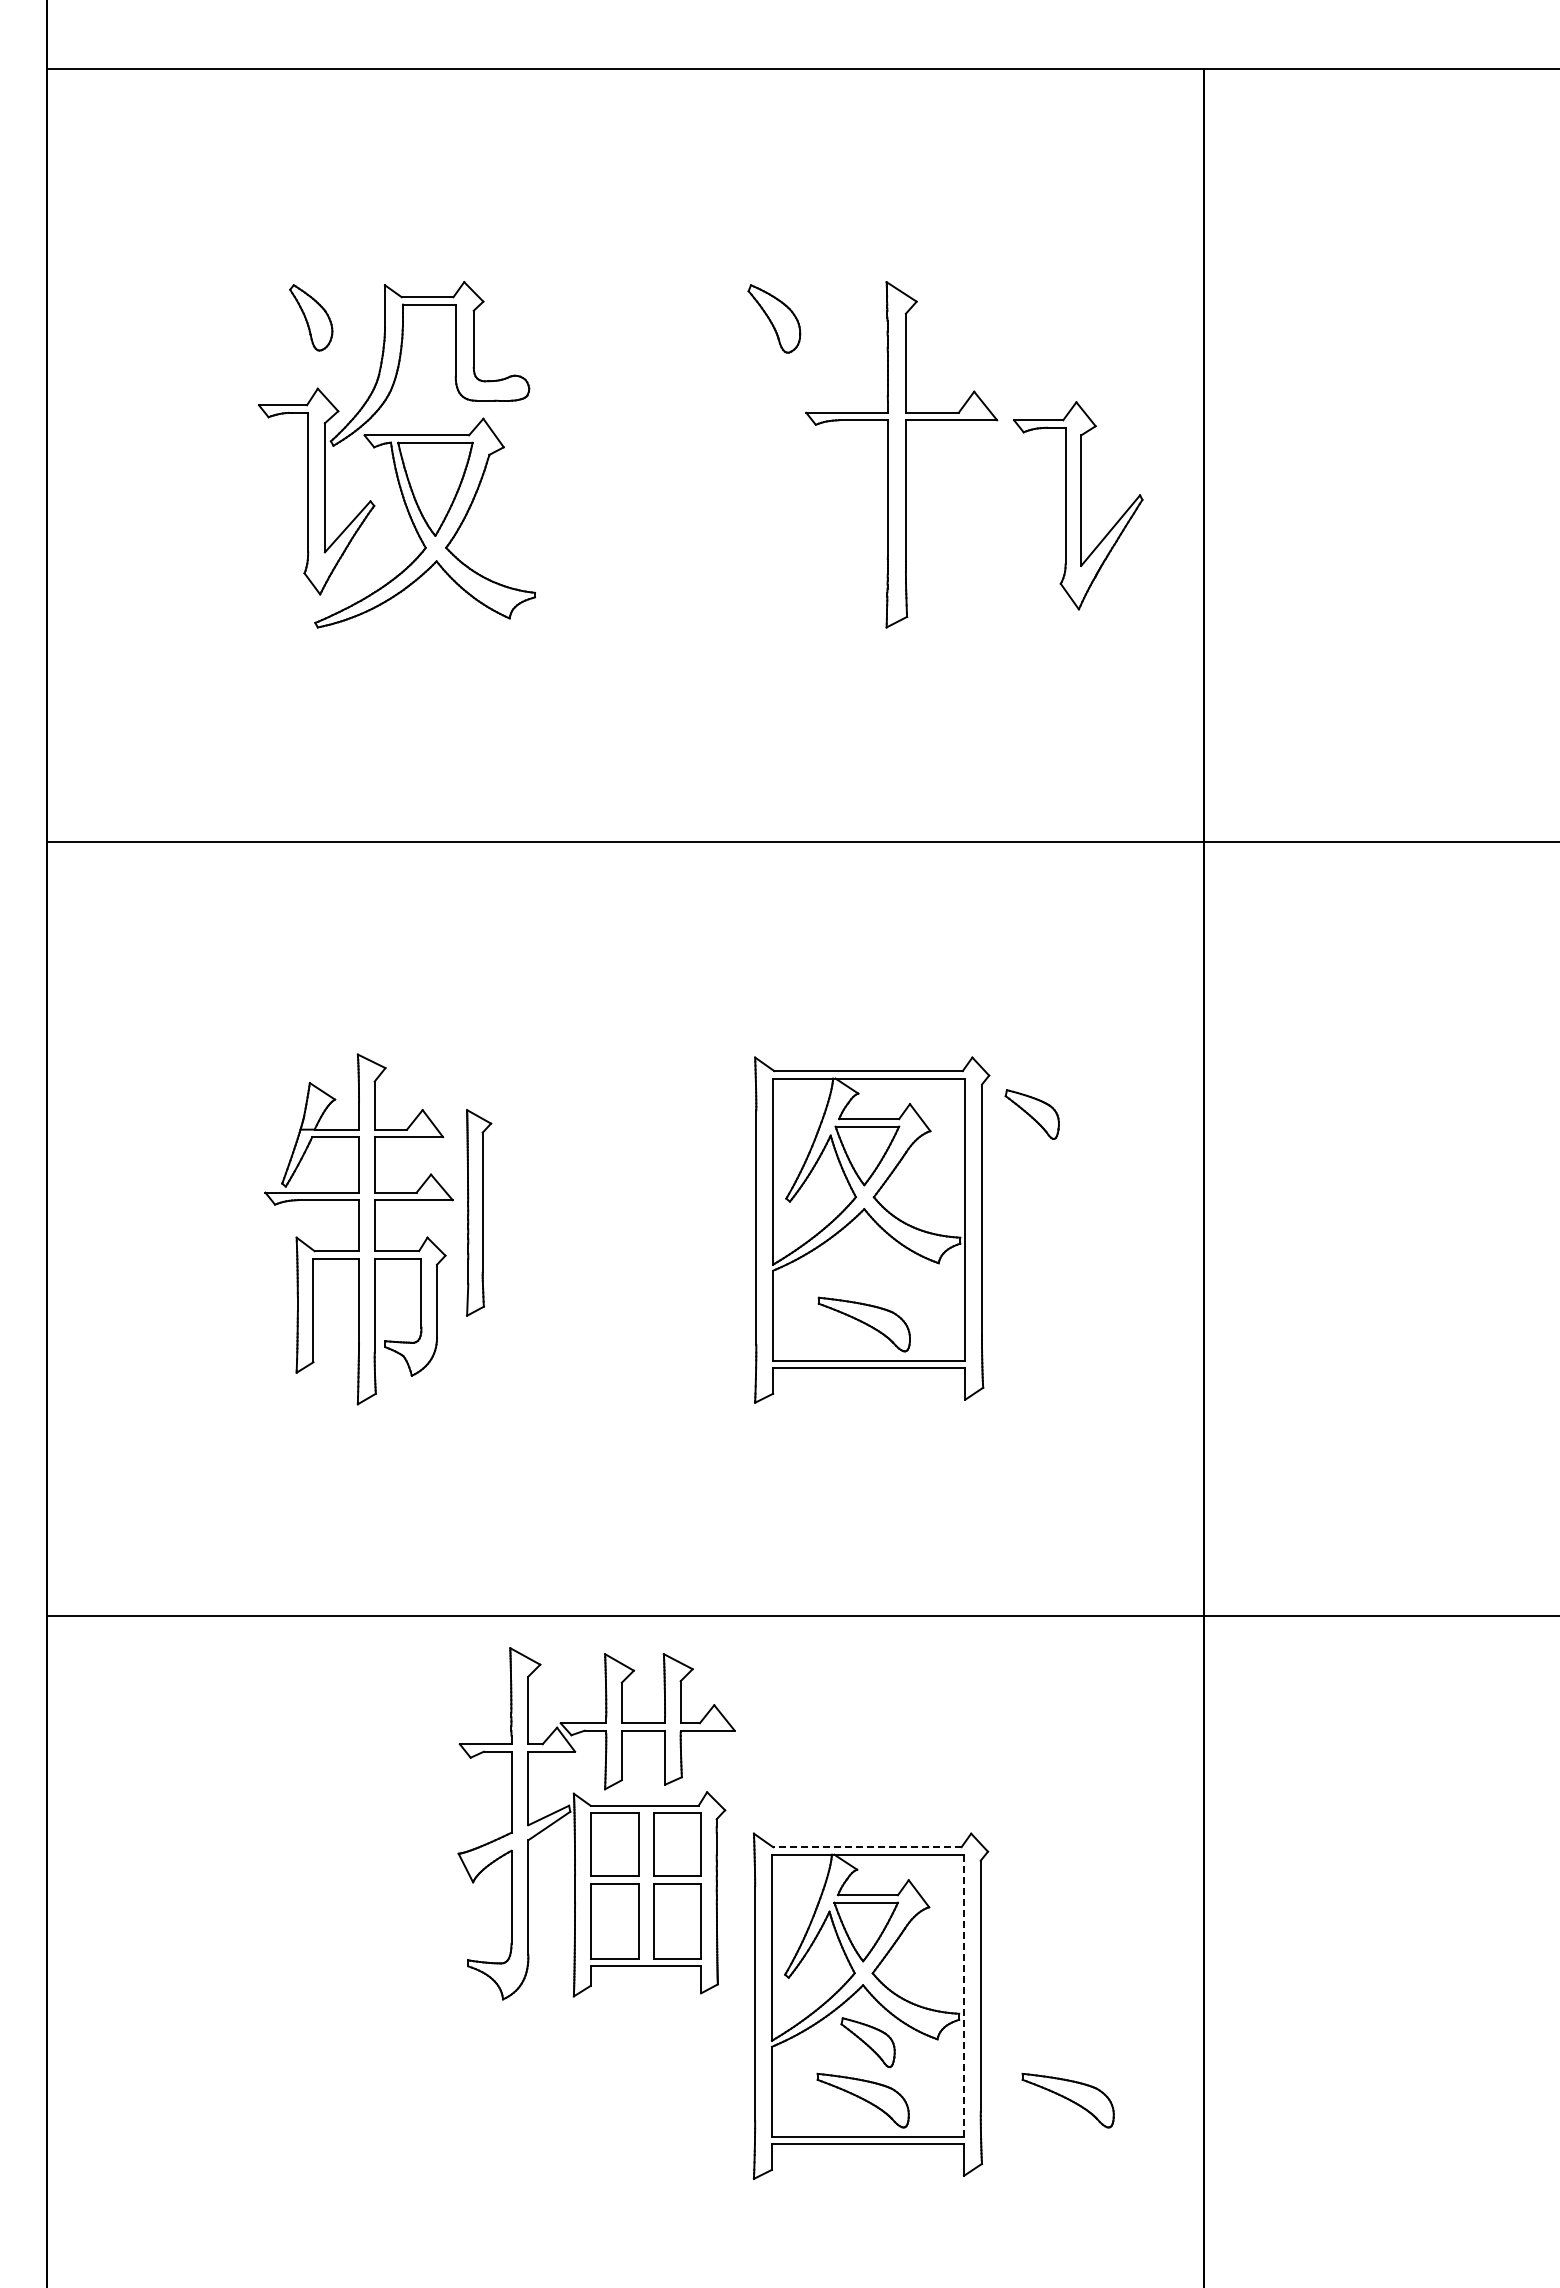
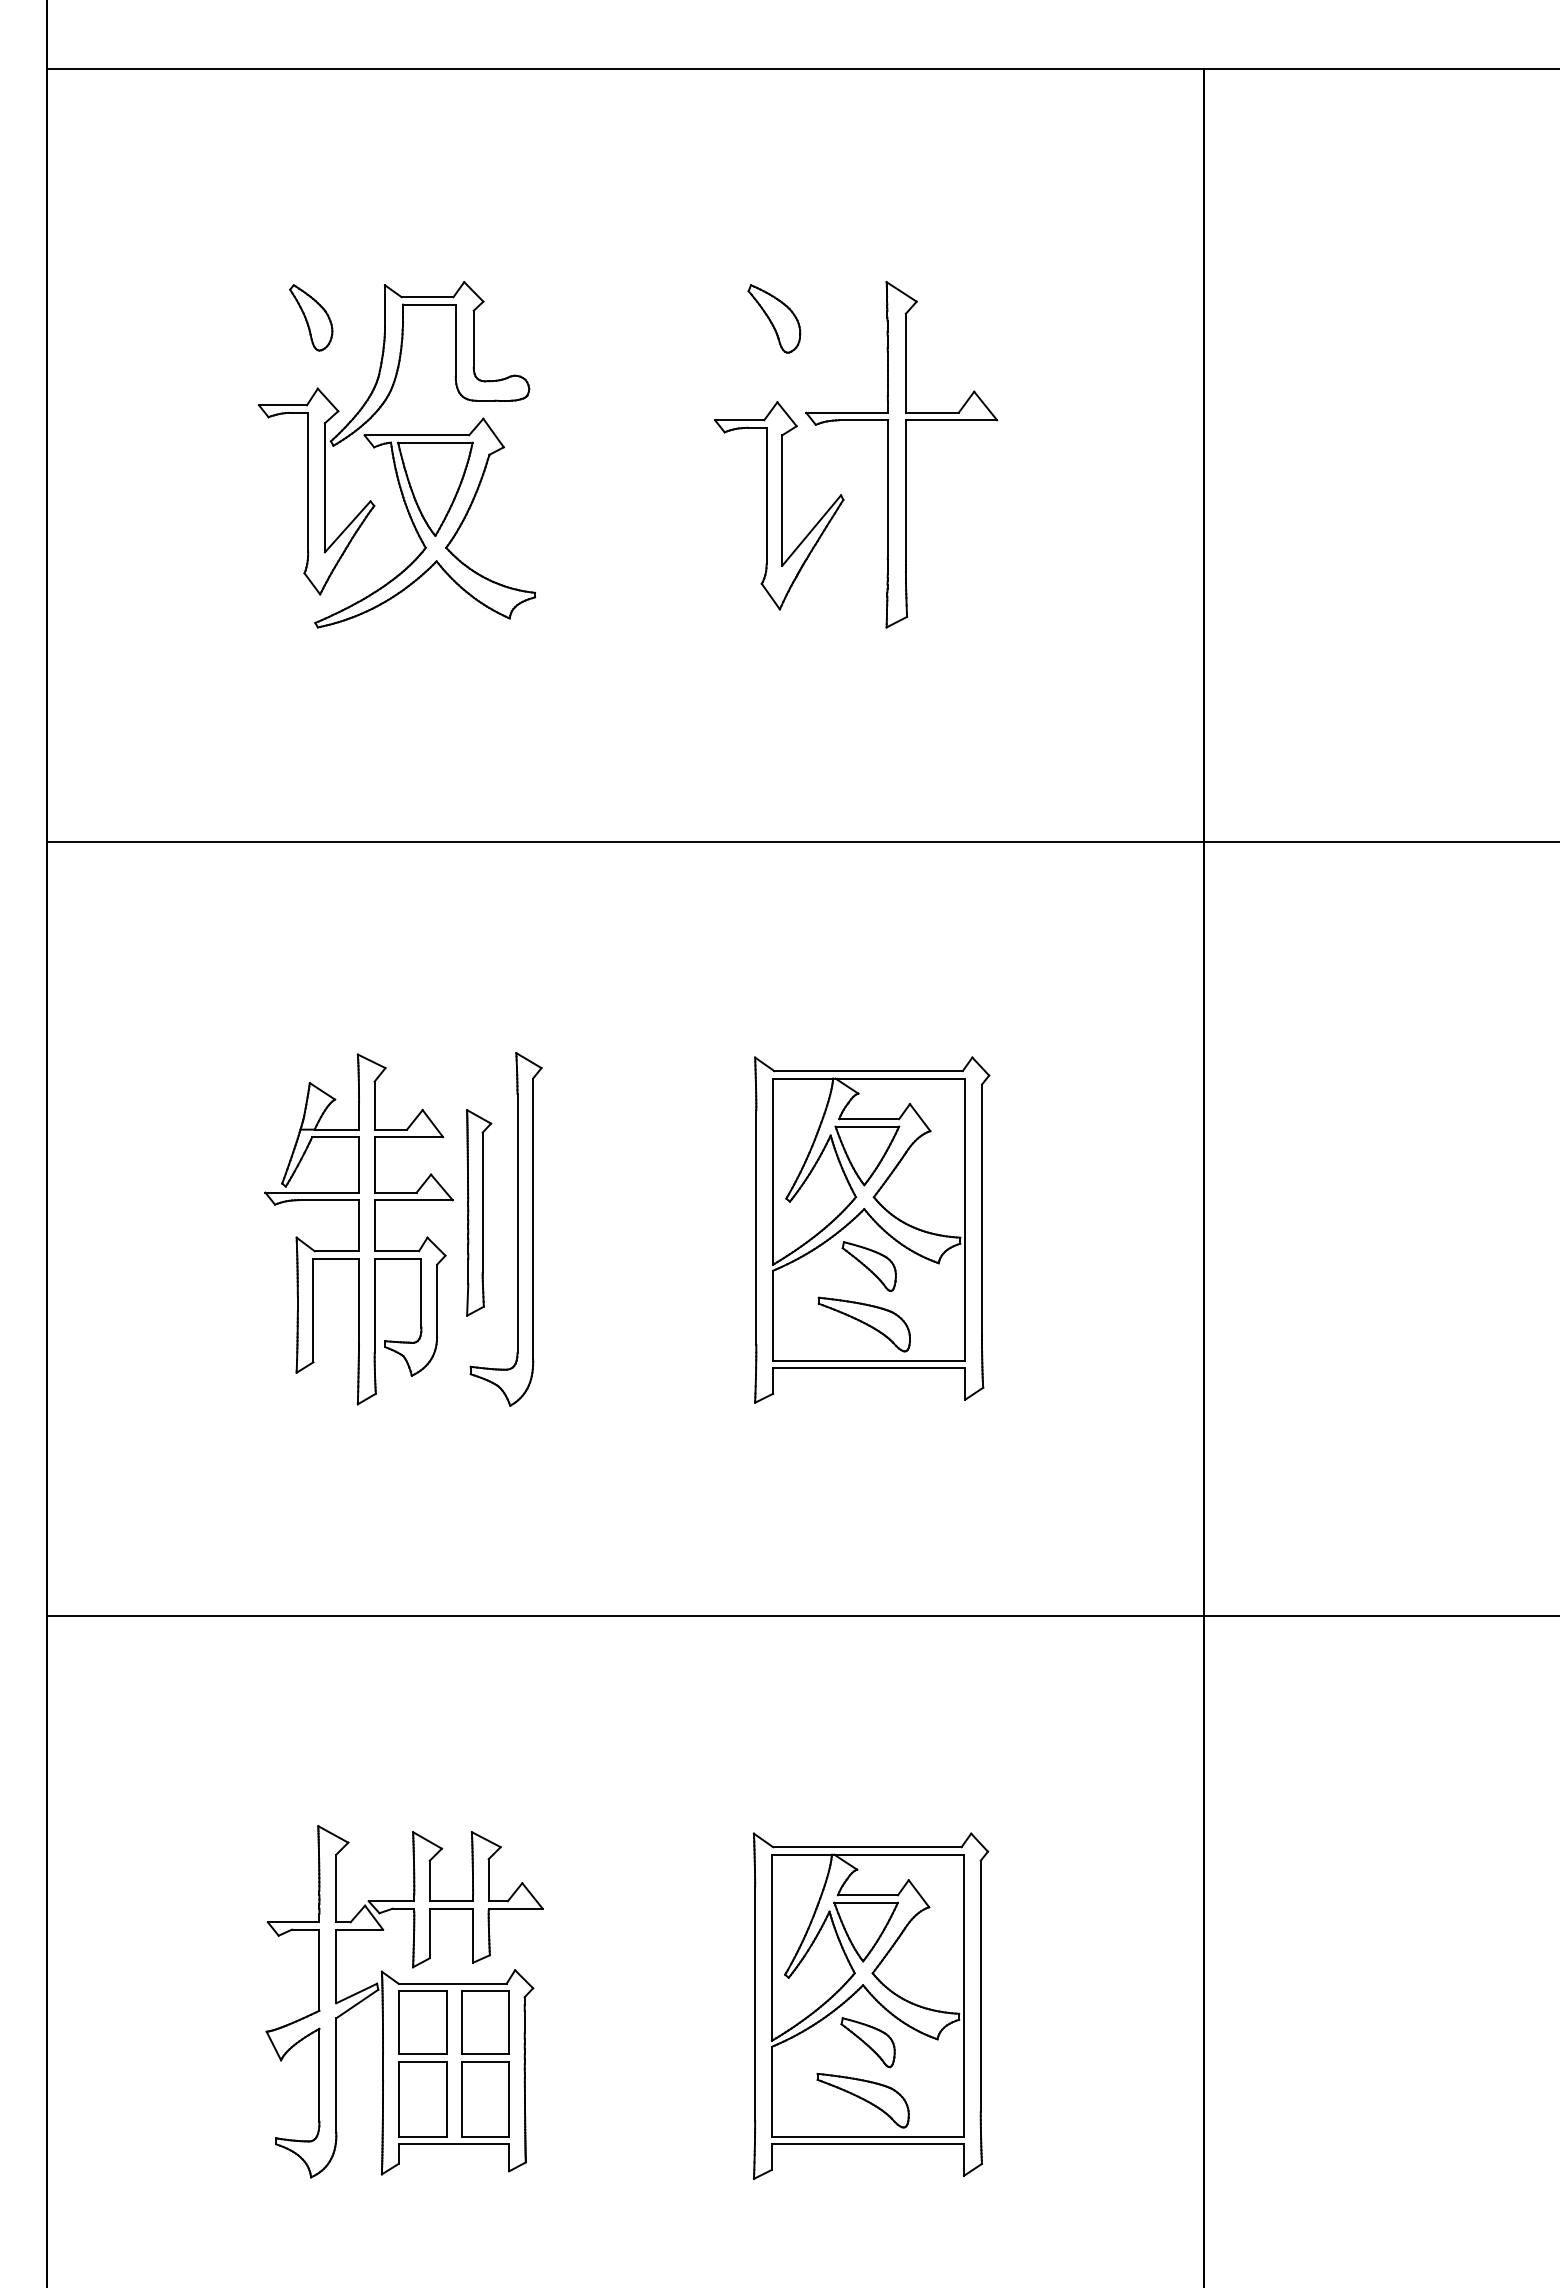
part position: (1078, 505) -> (779, 505) (779, 505)
part position: (1031, 1114) -> (868, 1266) (868, 1266)
part: none -> present (517, 1229)
part position: (596, 1823) -> (404, 2001) (404, 2001)
line: dashed -> solid (866, 1847)
line: dashed -> solid (963, 1996)
part: present -> none (1067, 2100)
